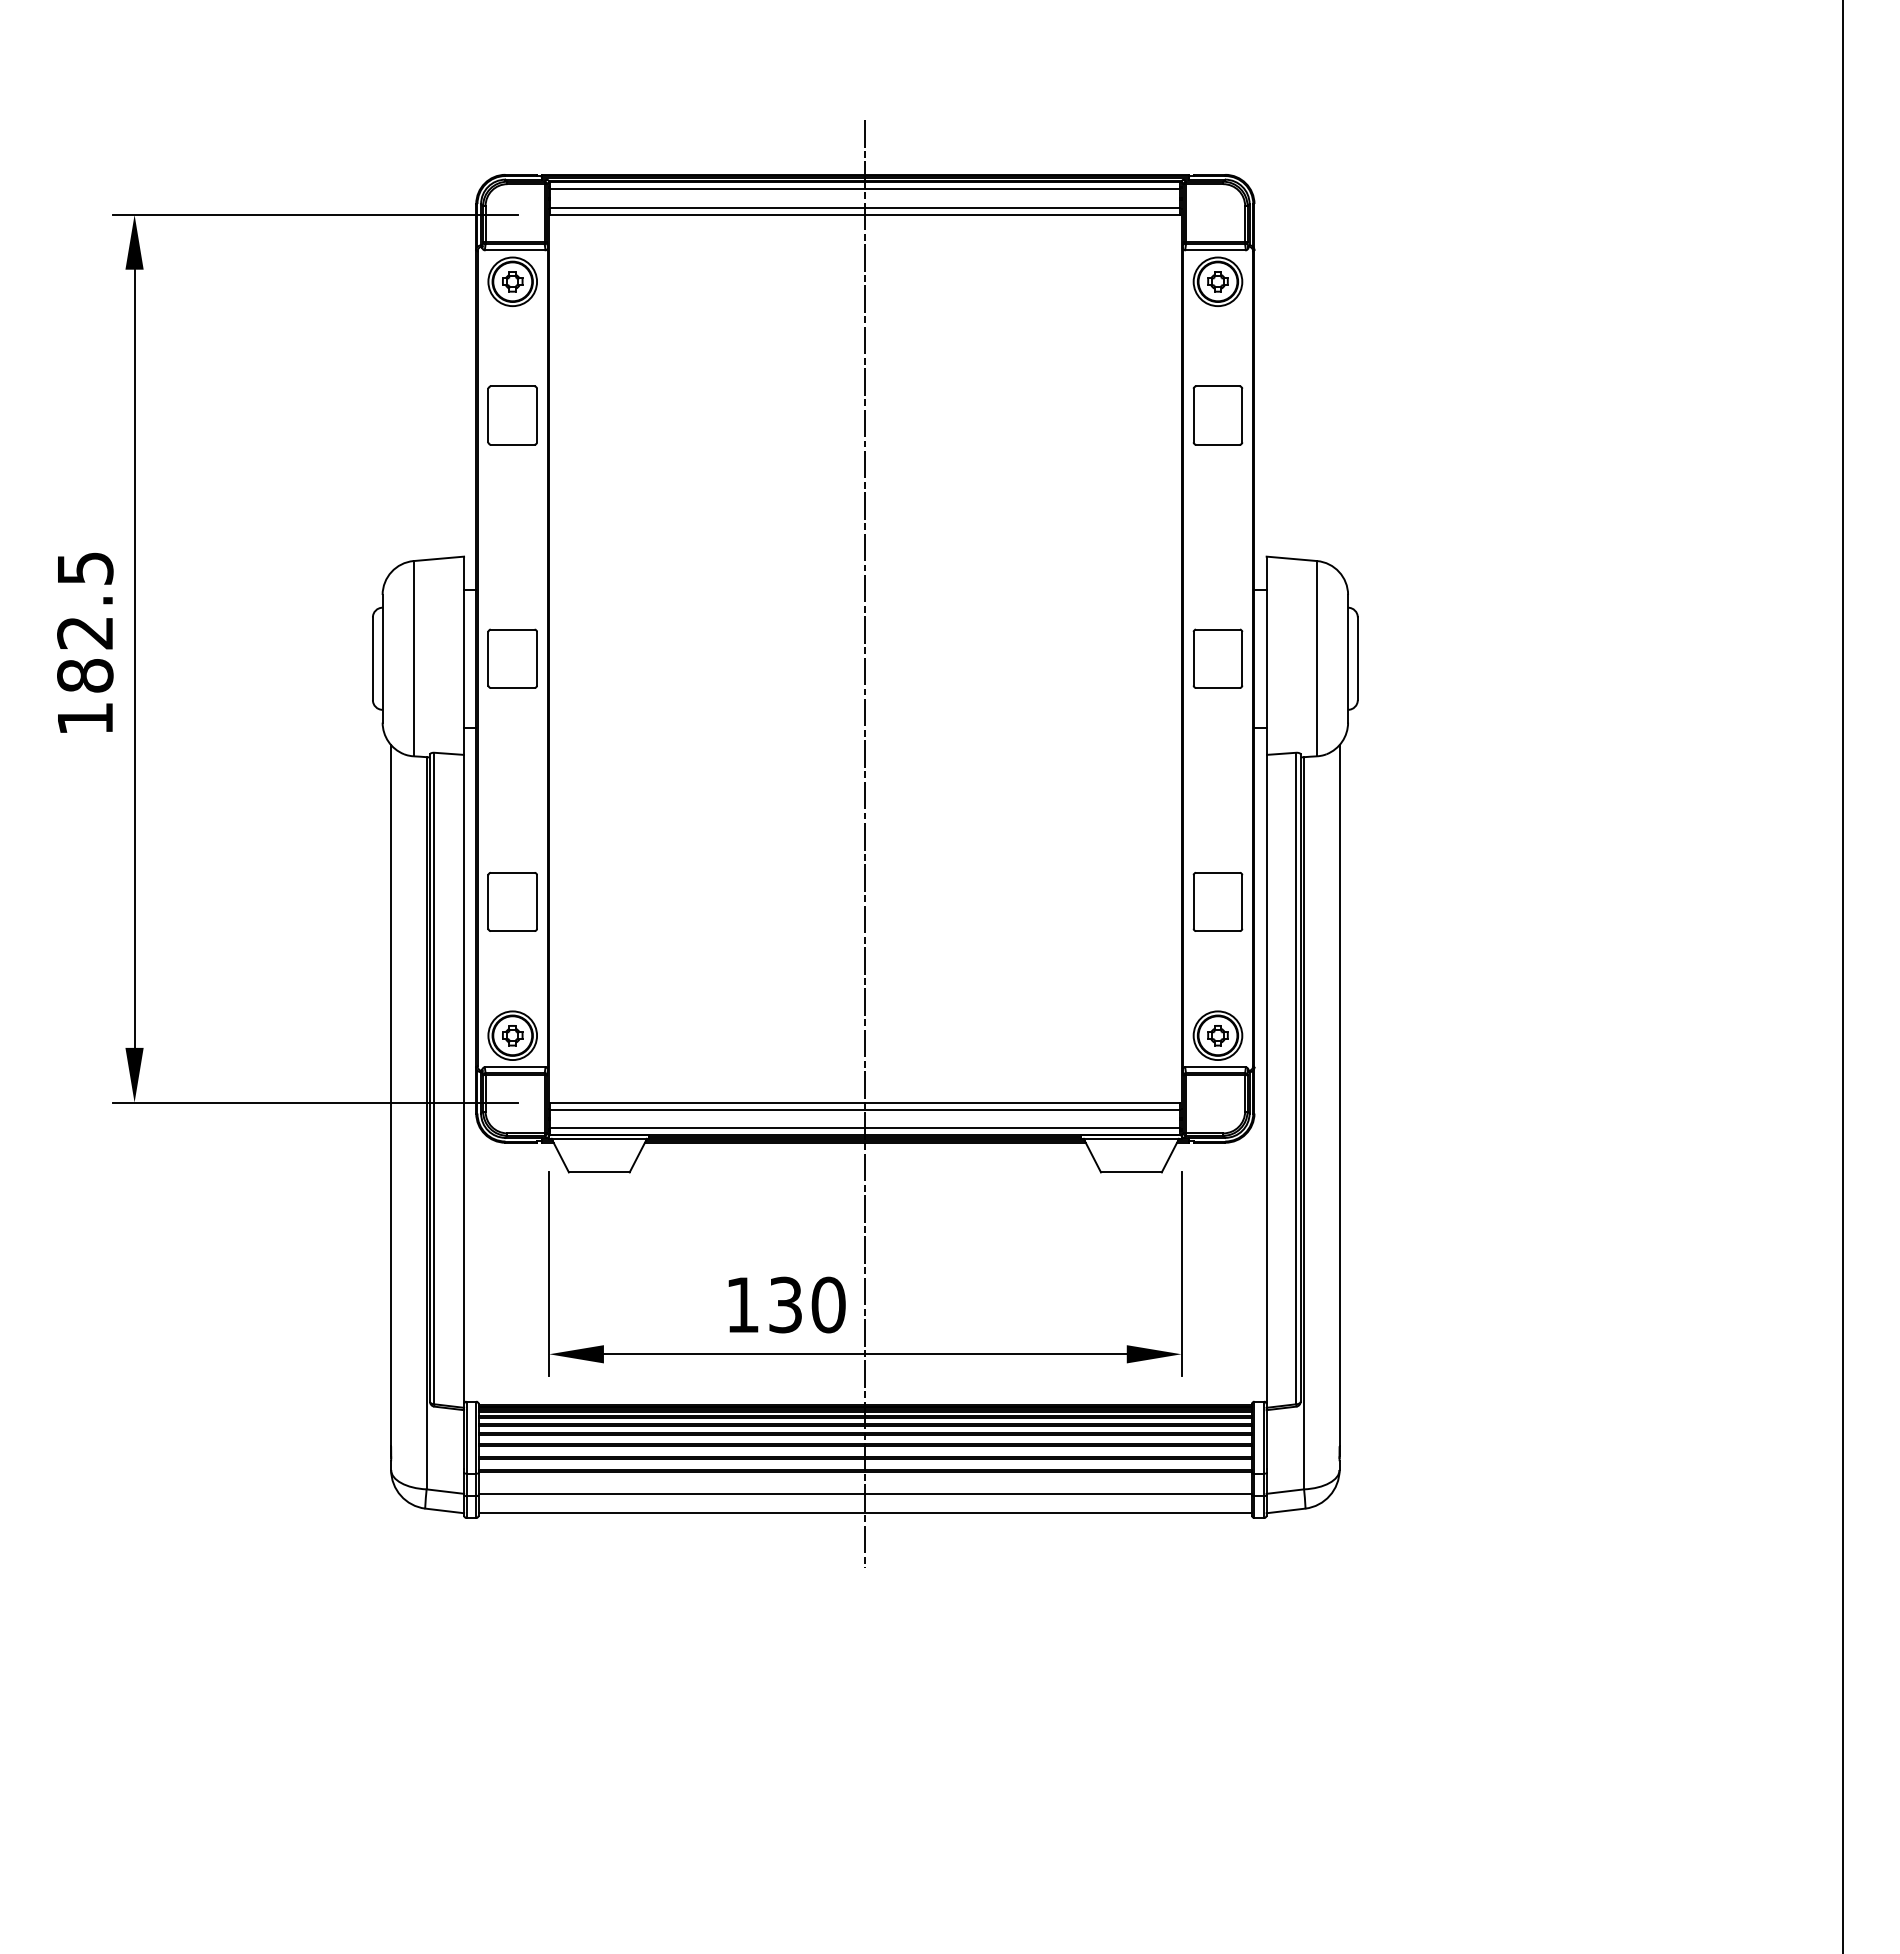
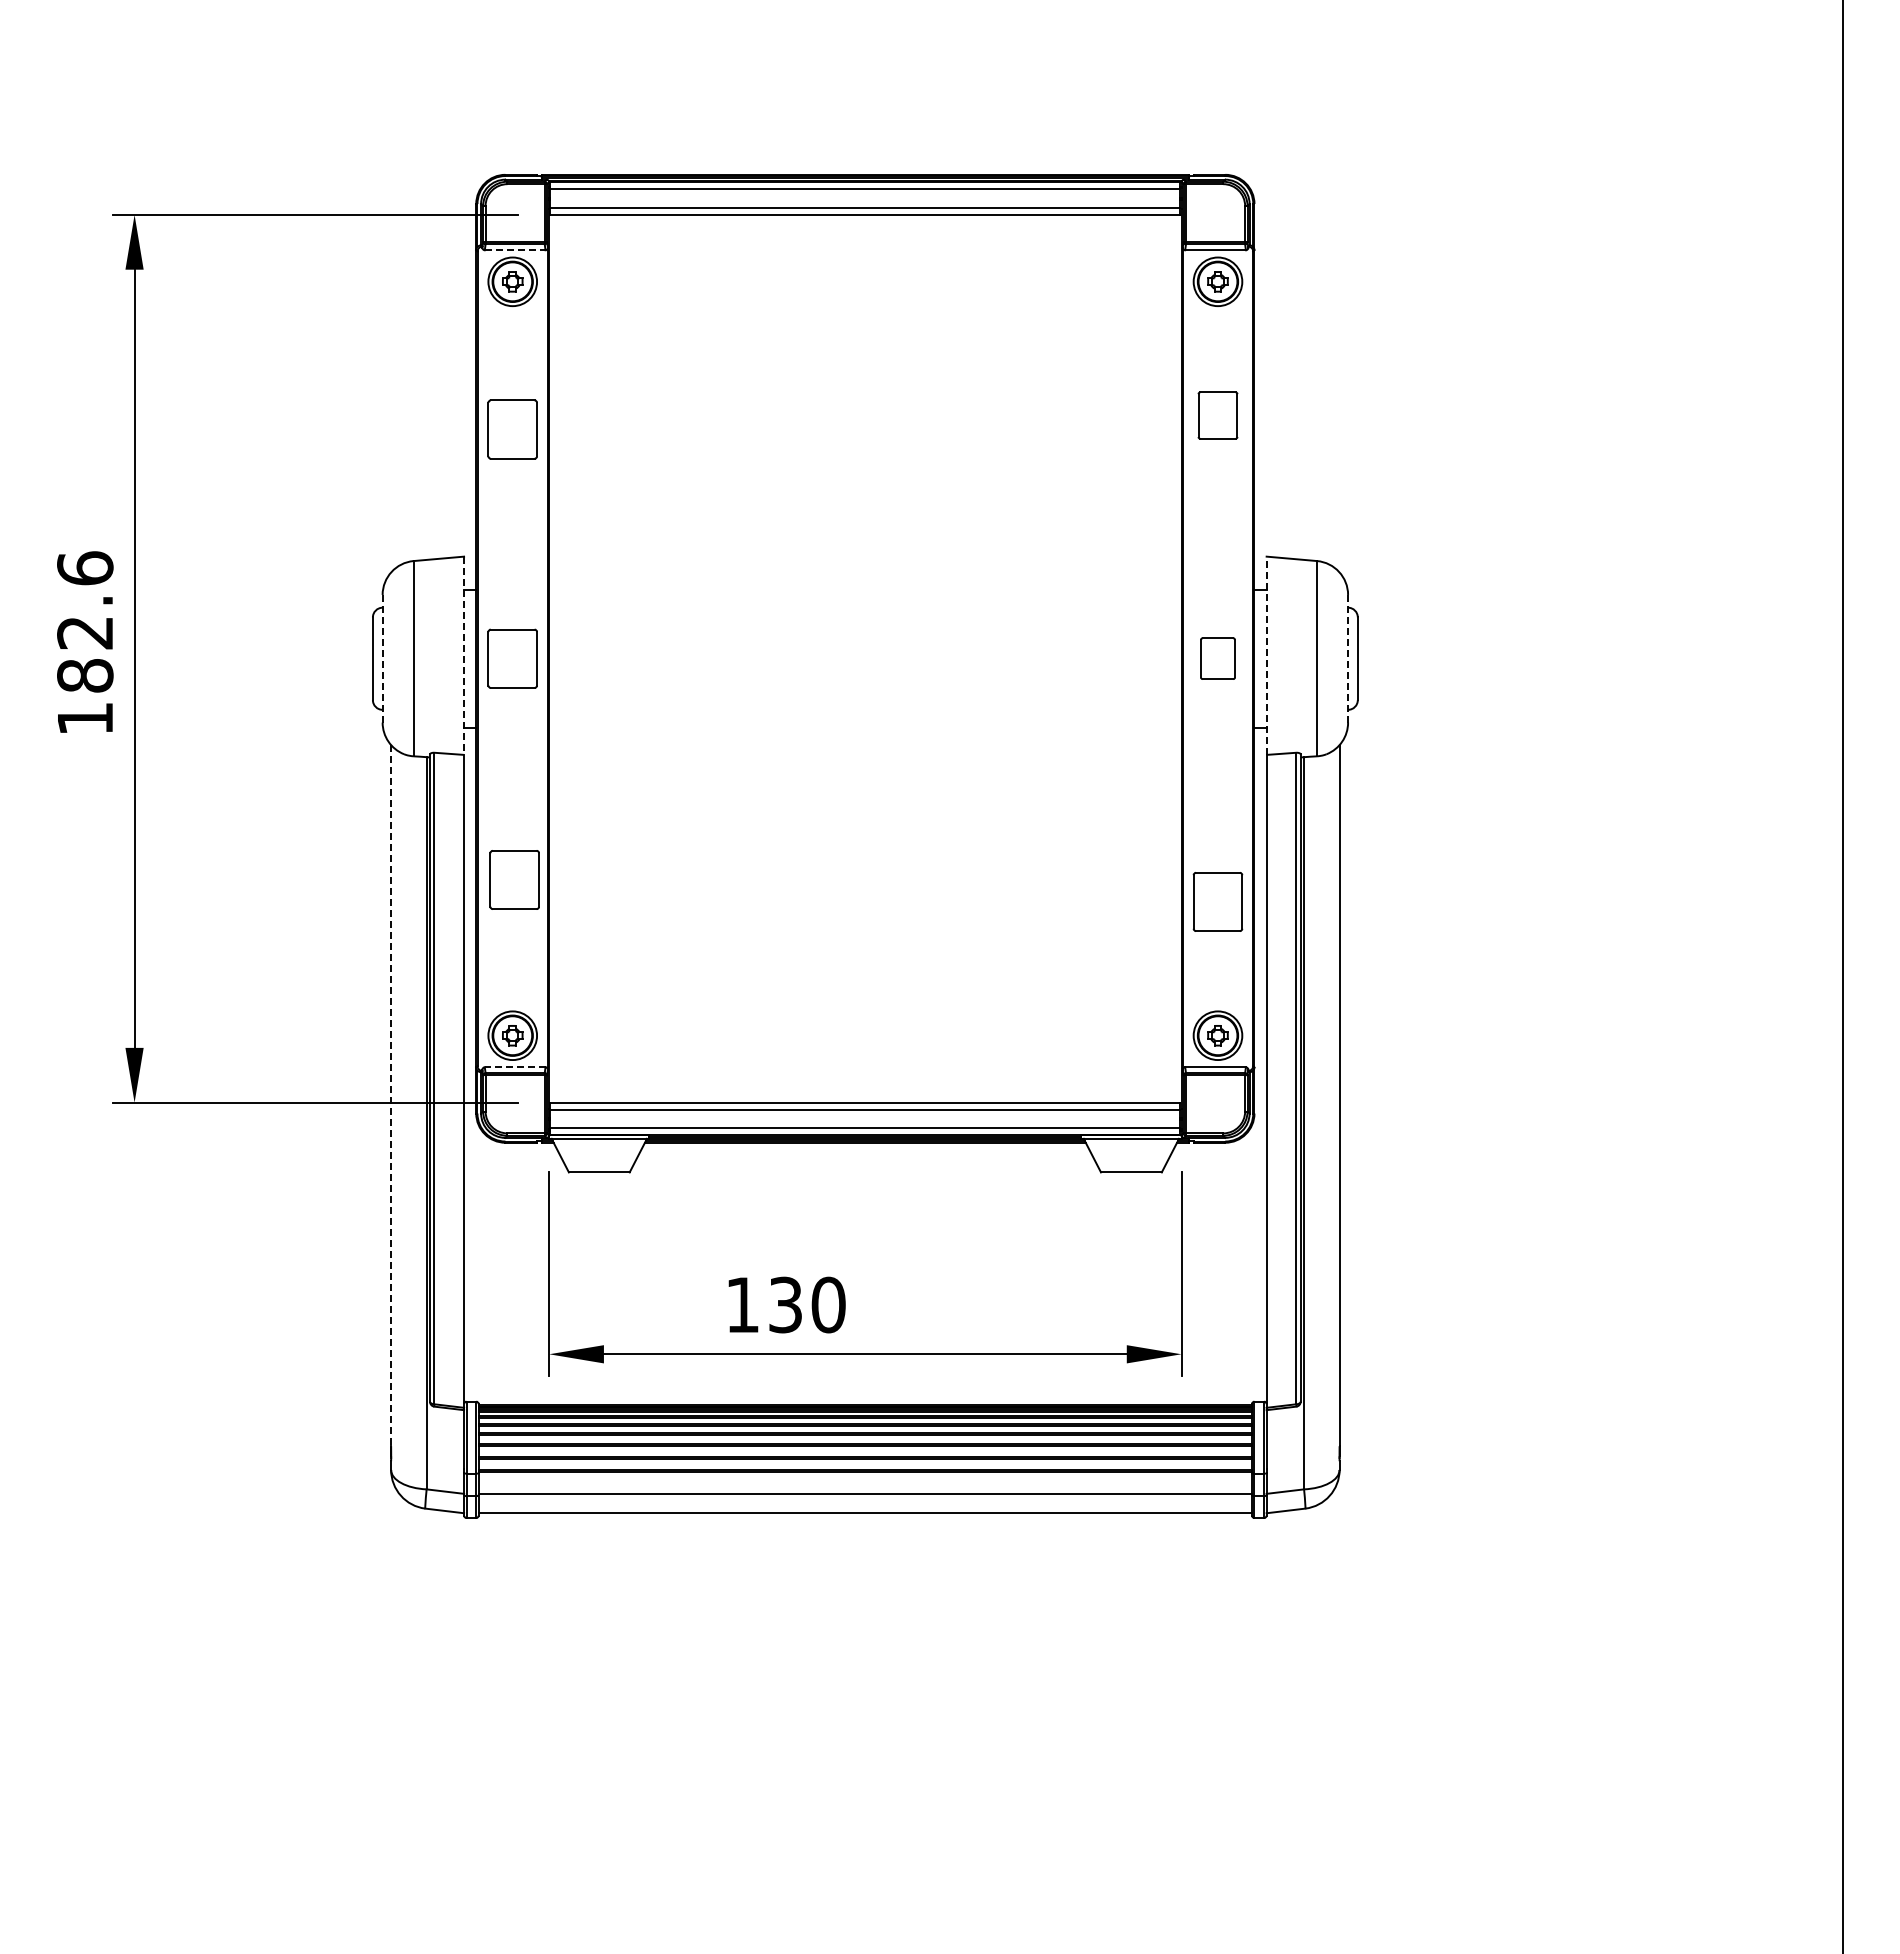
line: solid -> dashed (515, 250)
part position: (512, 415) -> (512, 429) (512, 429)
part size: 52x61 px -> 42x49 px (1217, 415)
text: 182.5 -> 182.6 (85, 568)
line: solid -> dashed (1266, 655)
line: solid -> dashed (464, 656)
line: solid -> dashed (382, 658)
part size: 52x61 px -> 36x43 px (1217, 658)
line: solid -> dashed (1348, 658)
line: present -> none (865, 843)
part position: (512, 901) -> (514, 879) (514, 879)
line: solid -> dashed (514, 1067)
line: solid -> dashed (391, 1095)
